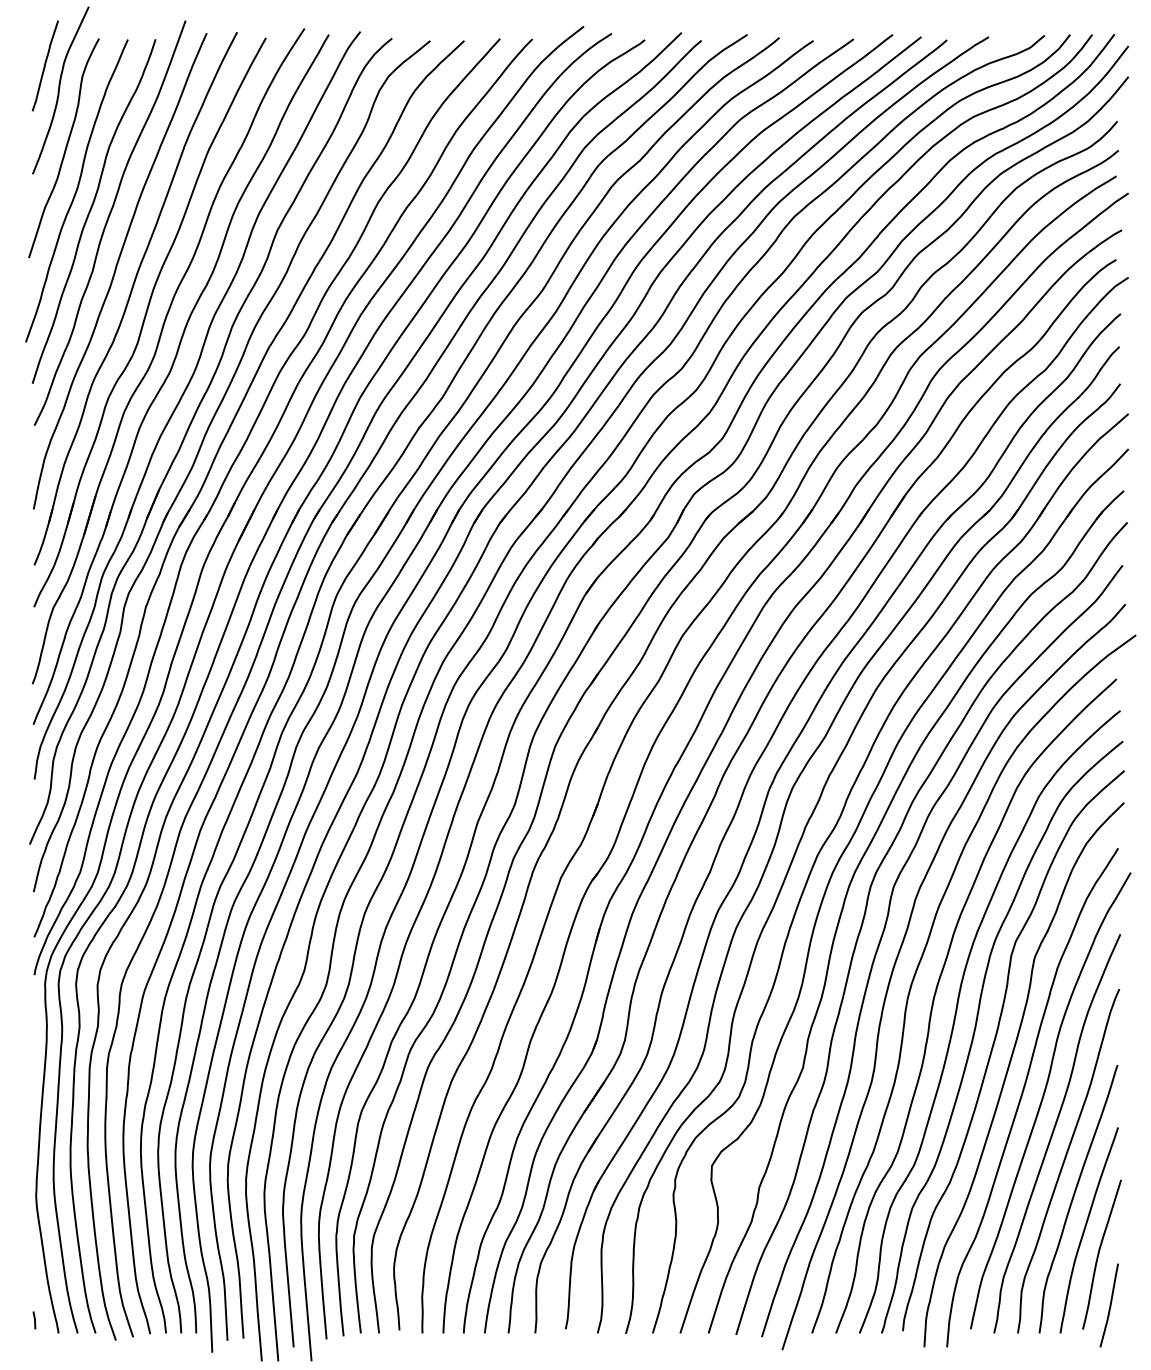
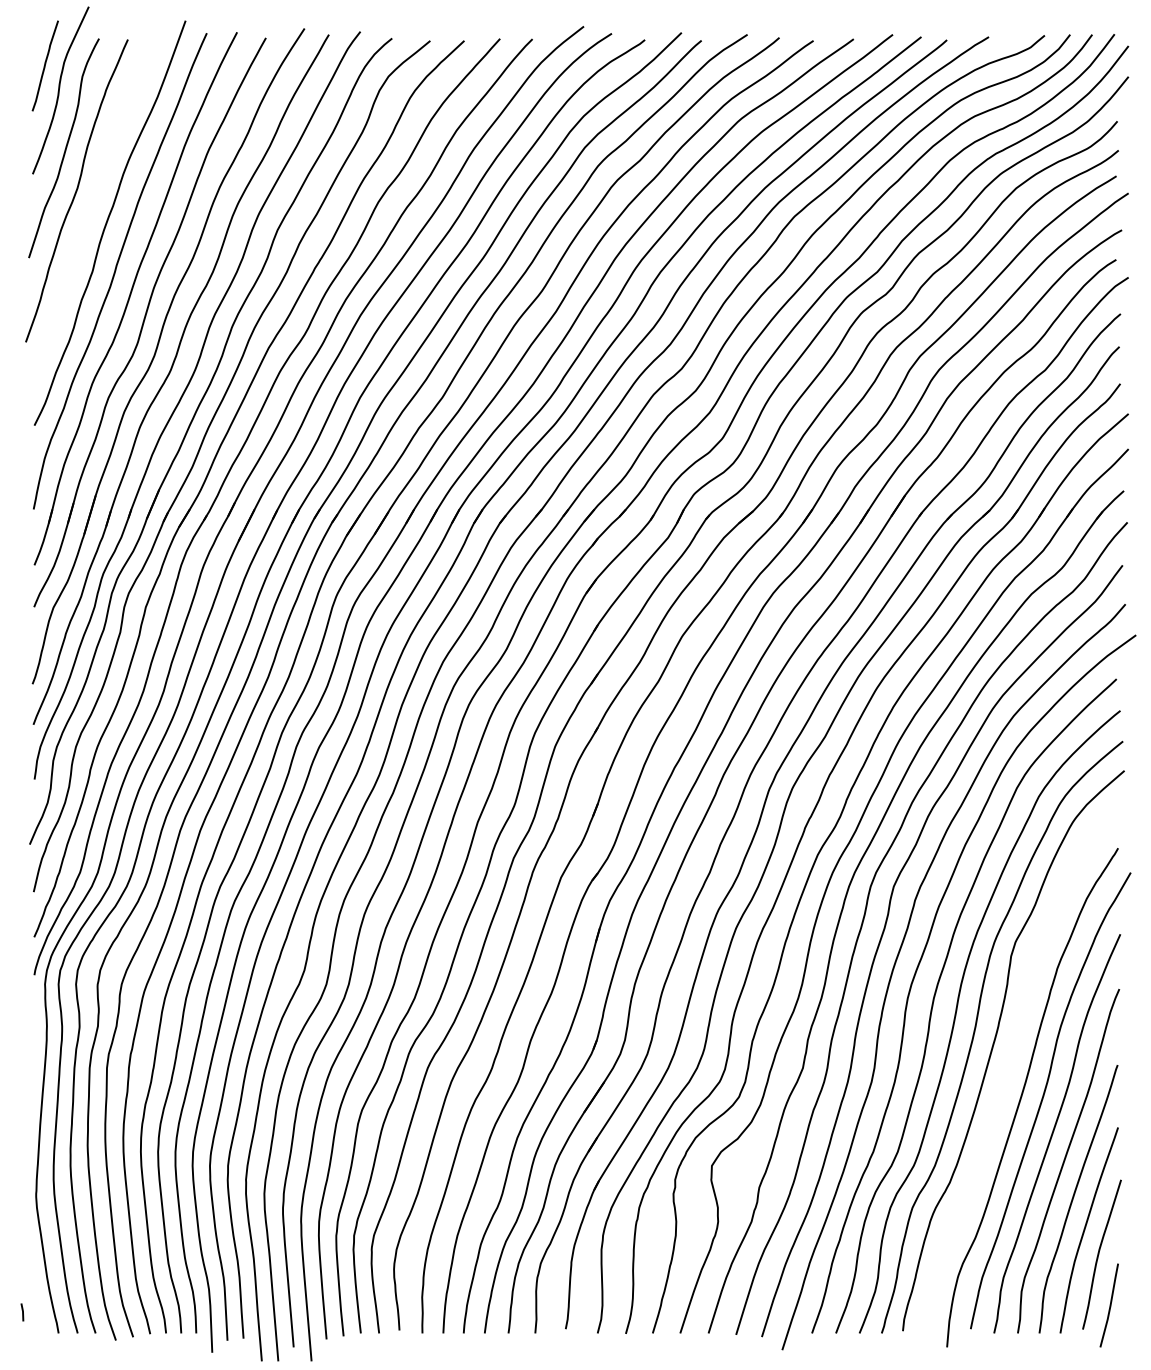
curve: present -> none (91, 210)
curve: present -> none (1009, 1068)
line position: (34, 1320) -> (22, 1312) (22, 1312)
